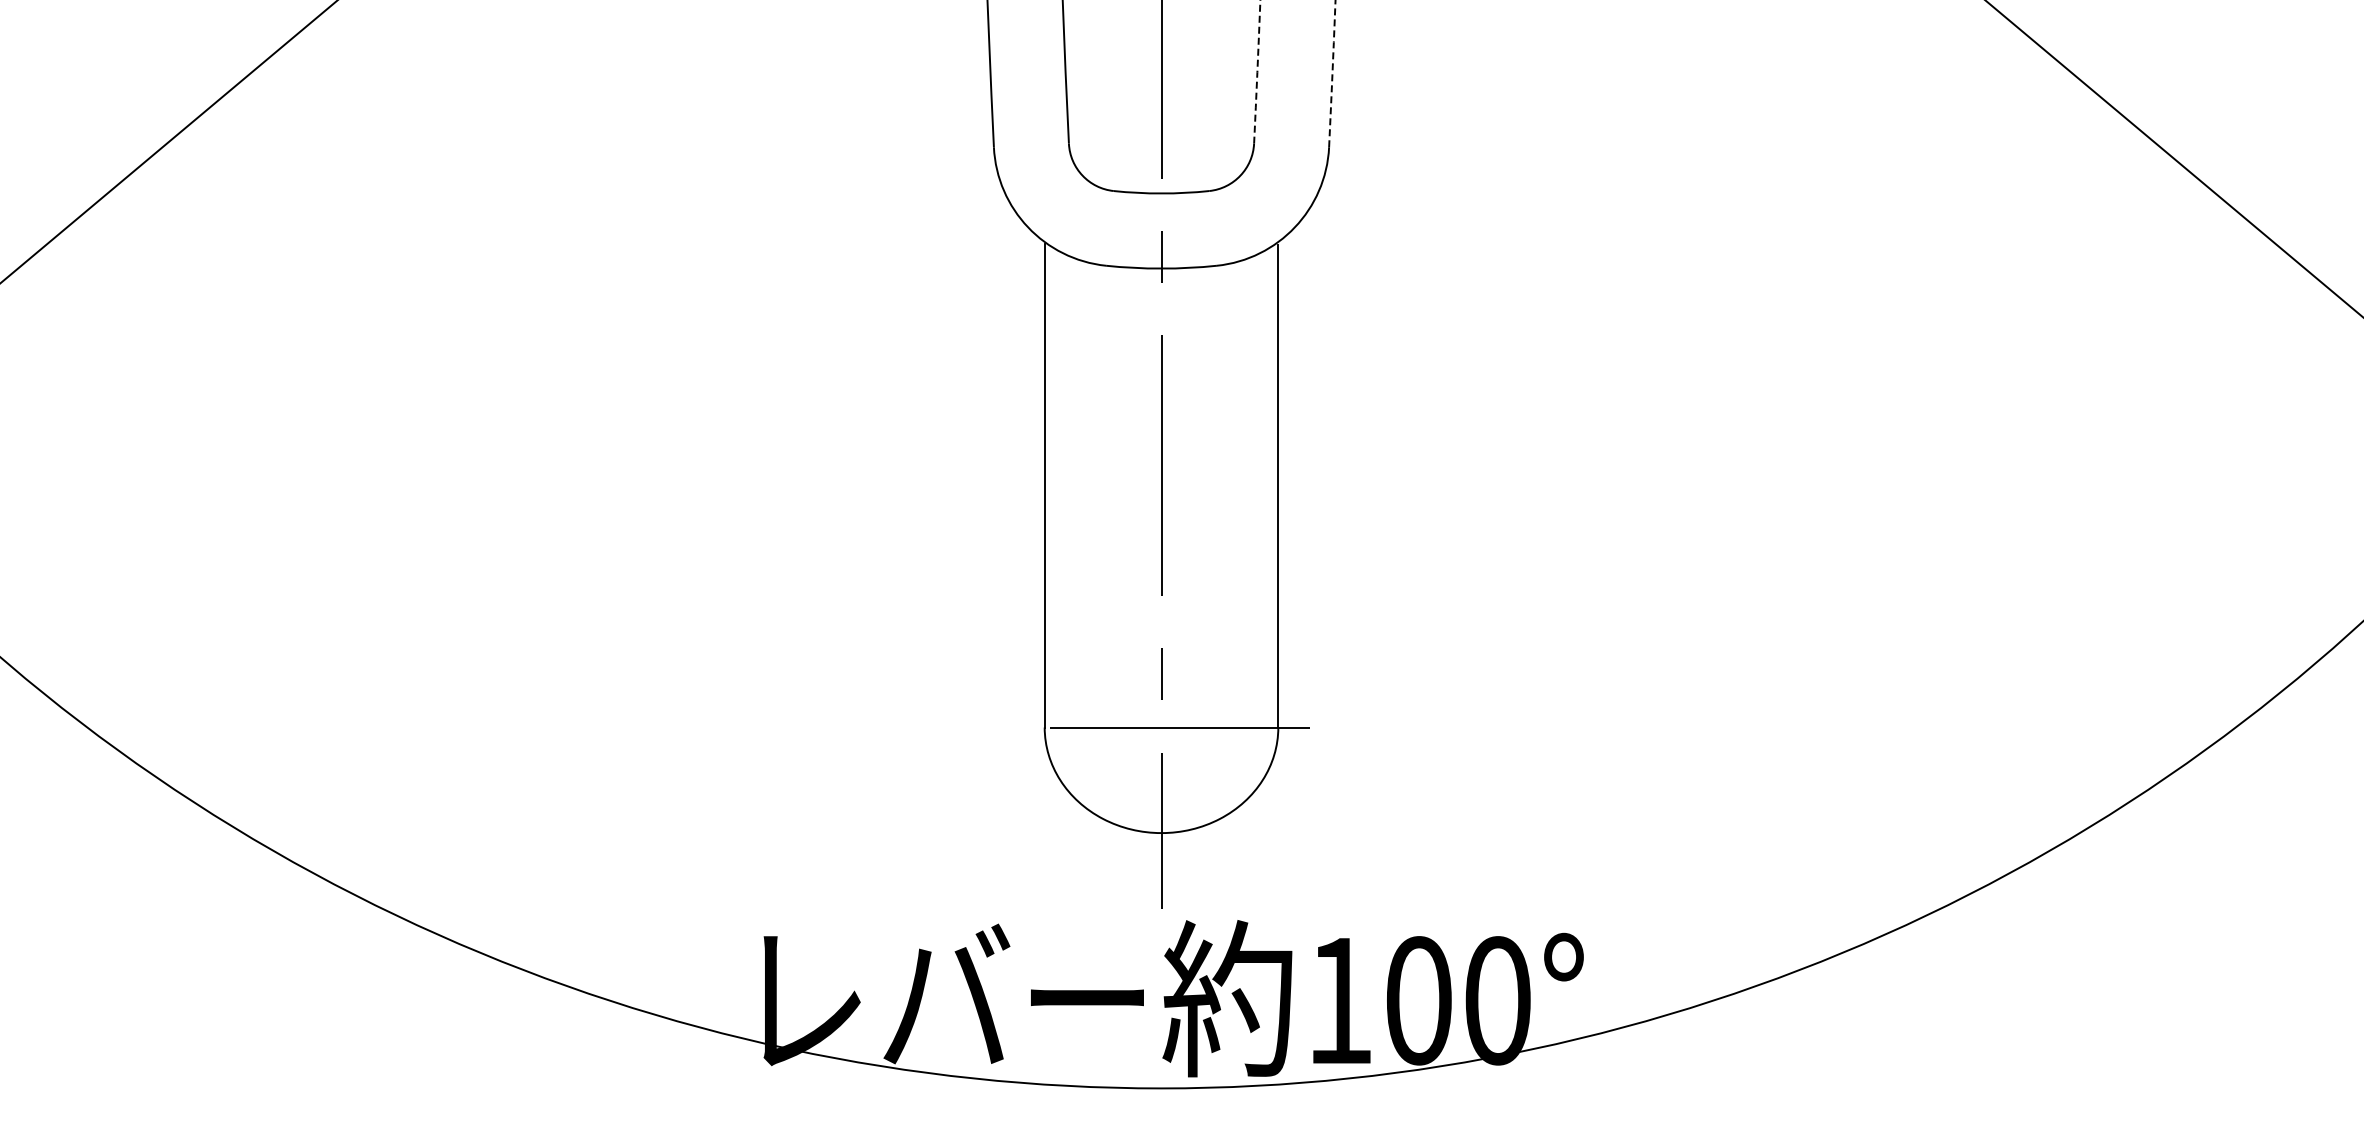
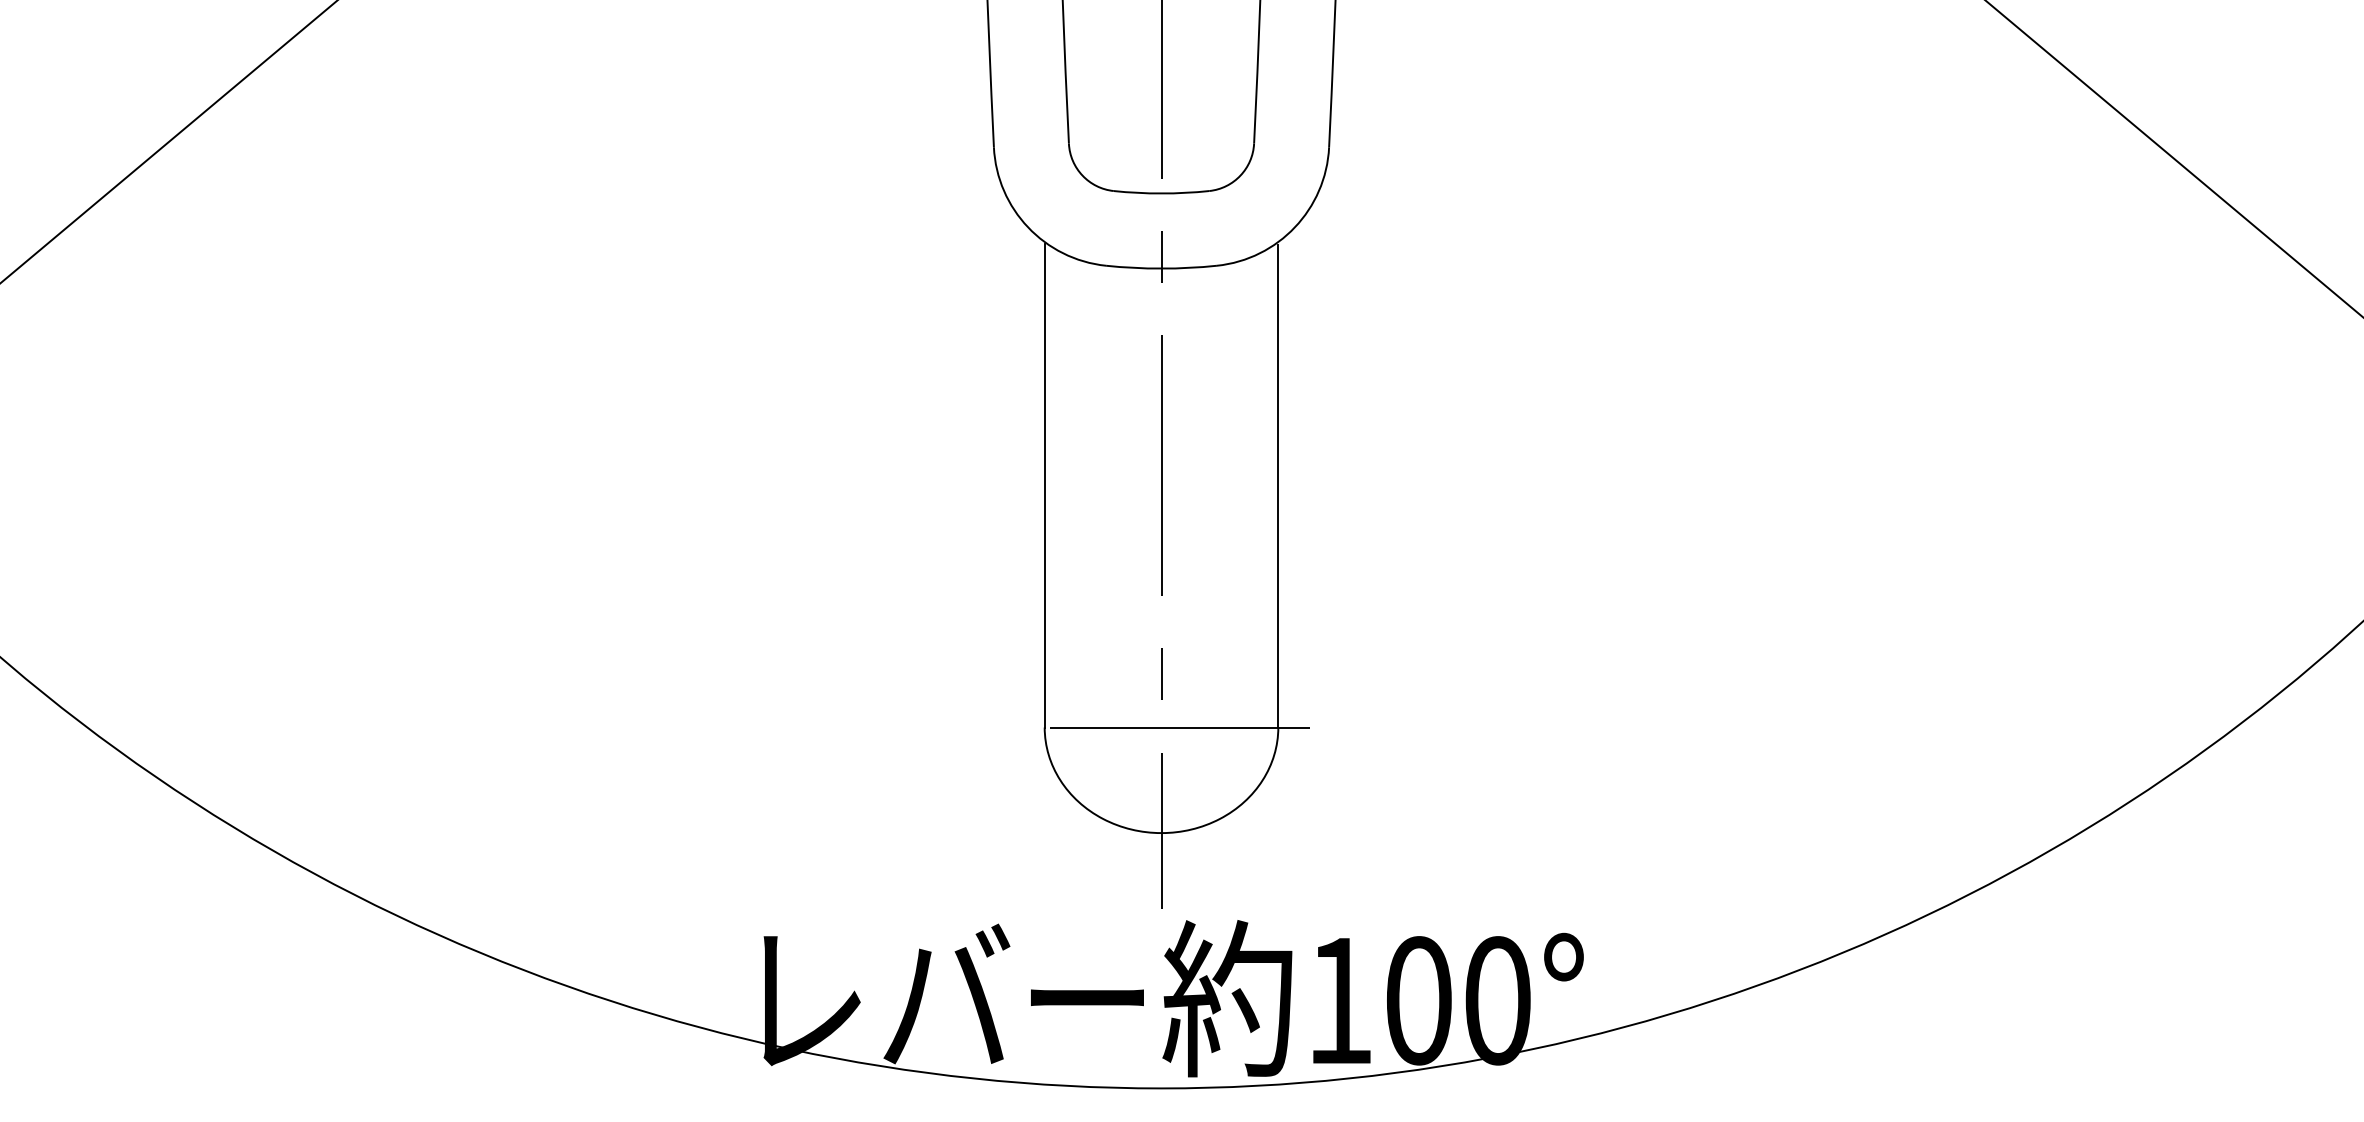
arc: dashed -> solid (1257, 72)
arc: dashed -> solid (1332, 73)
